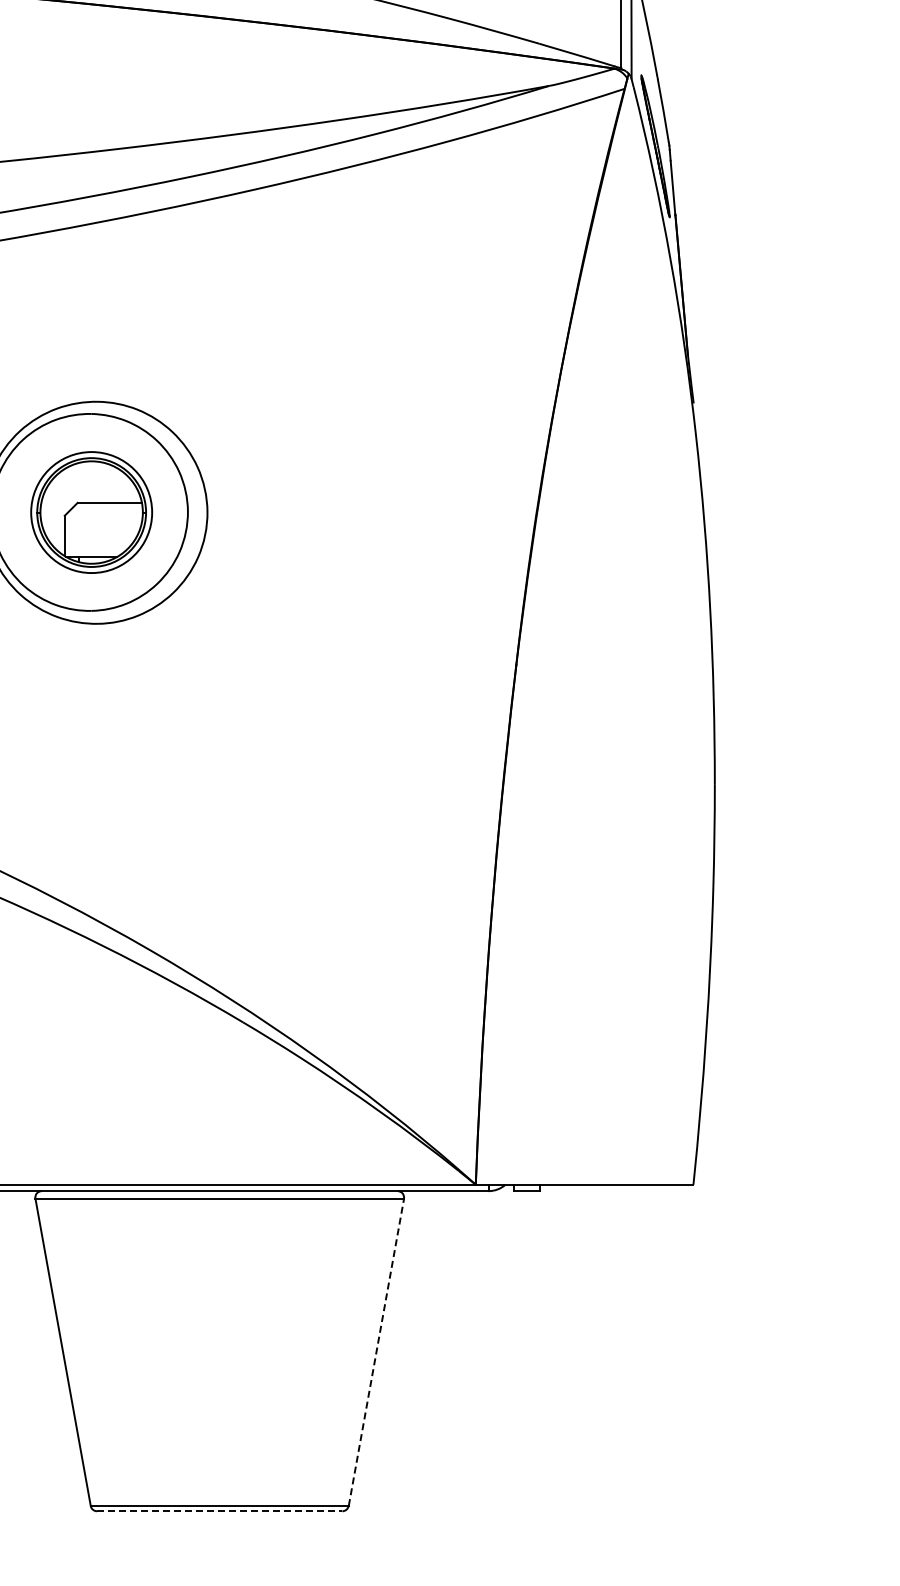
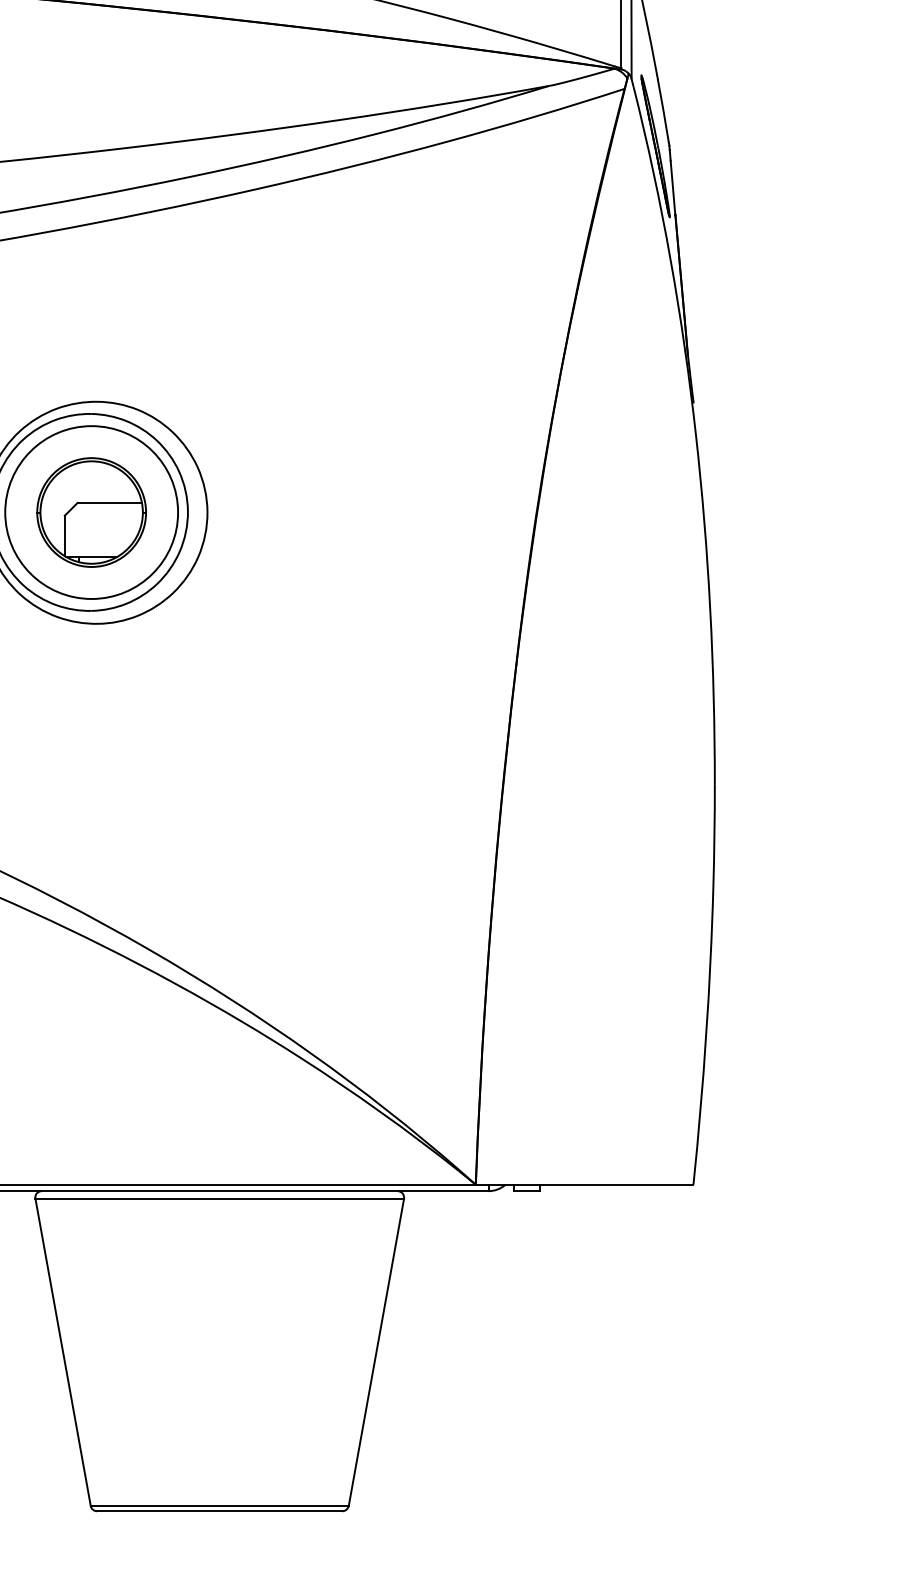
circle diameter: 121 px -> 173 px (91, 512)
line: dashed -> solid (376, 1351)
line: dashed -> solid (219, 1511)
